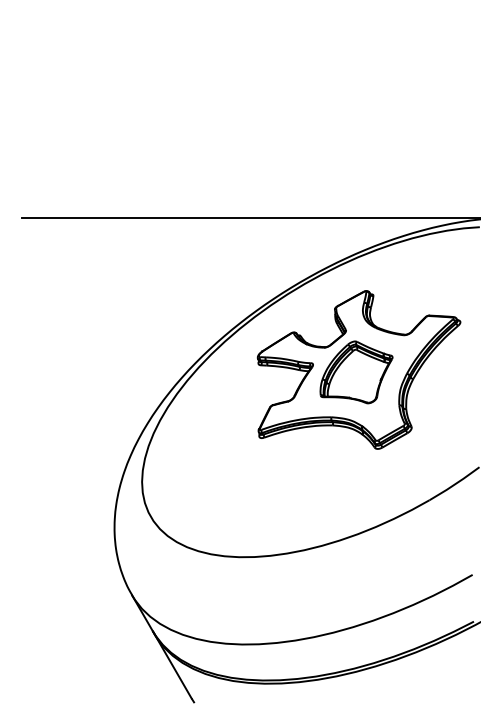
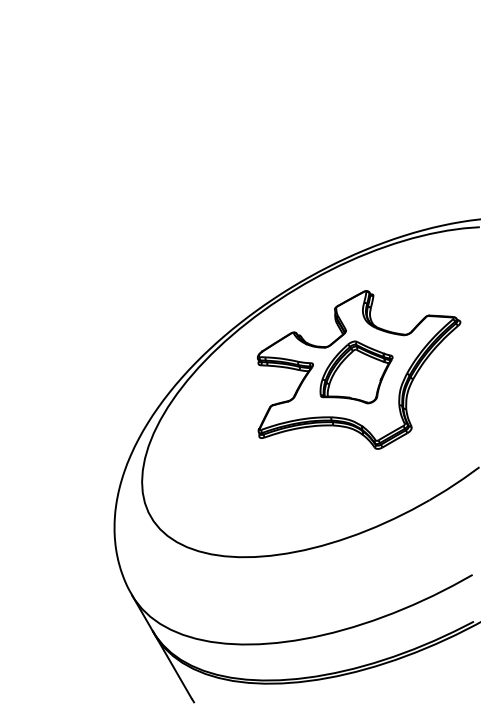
line: present -> none (249, 217)
